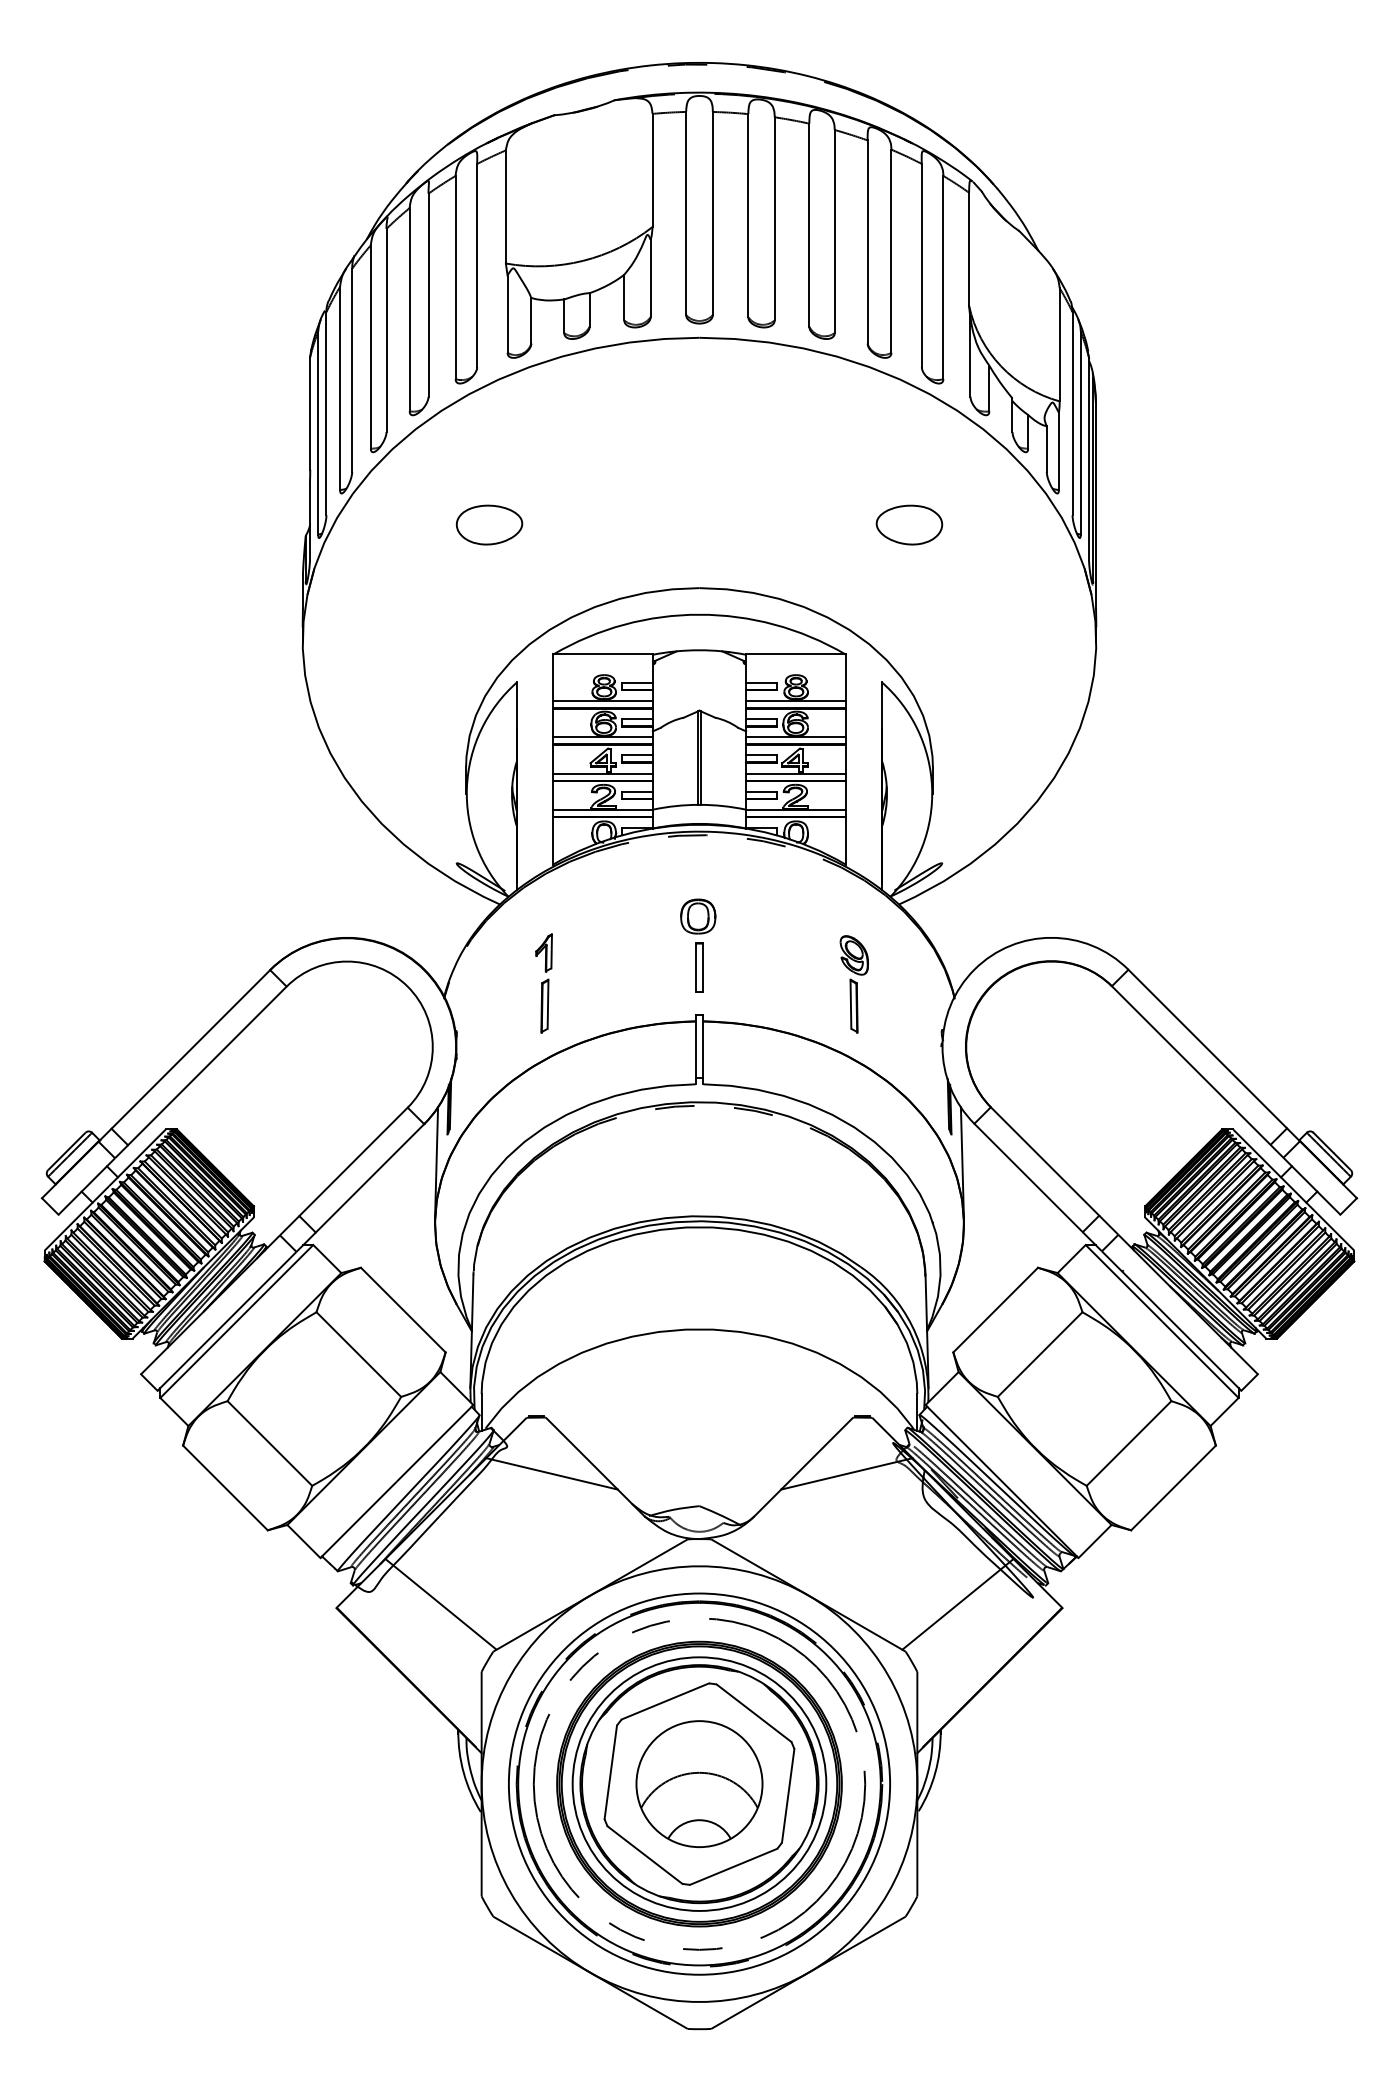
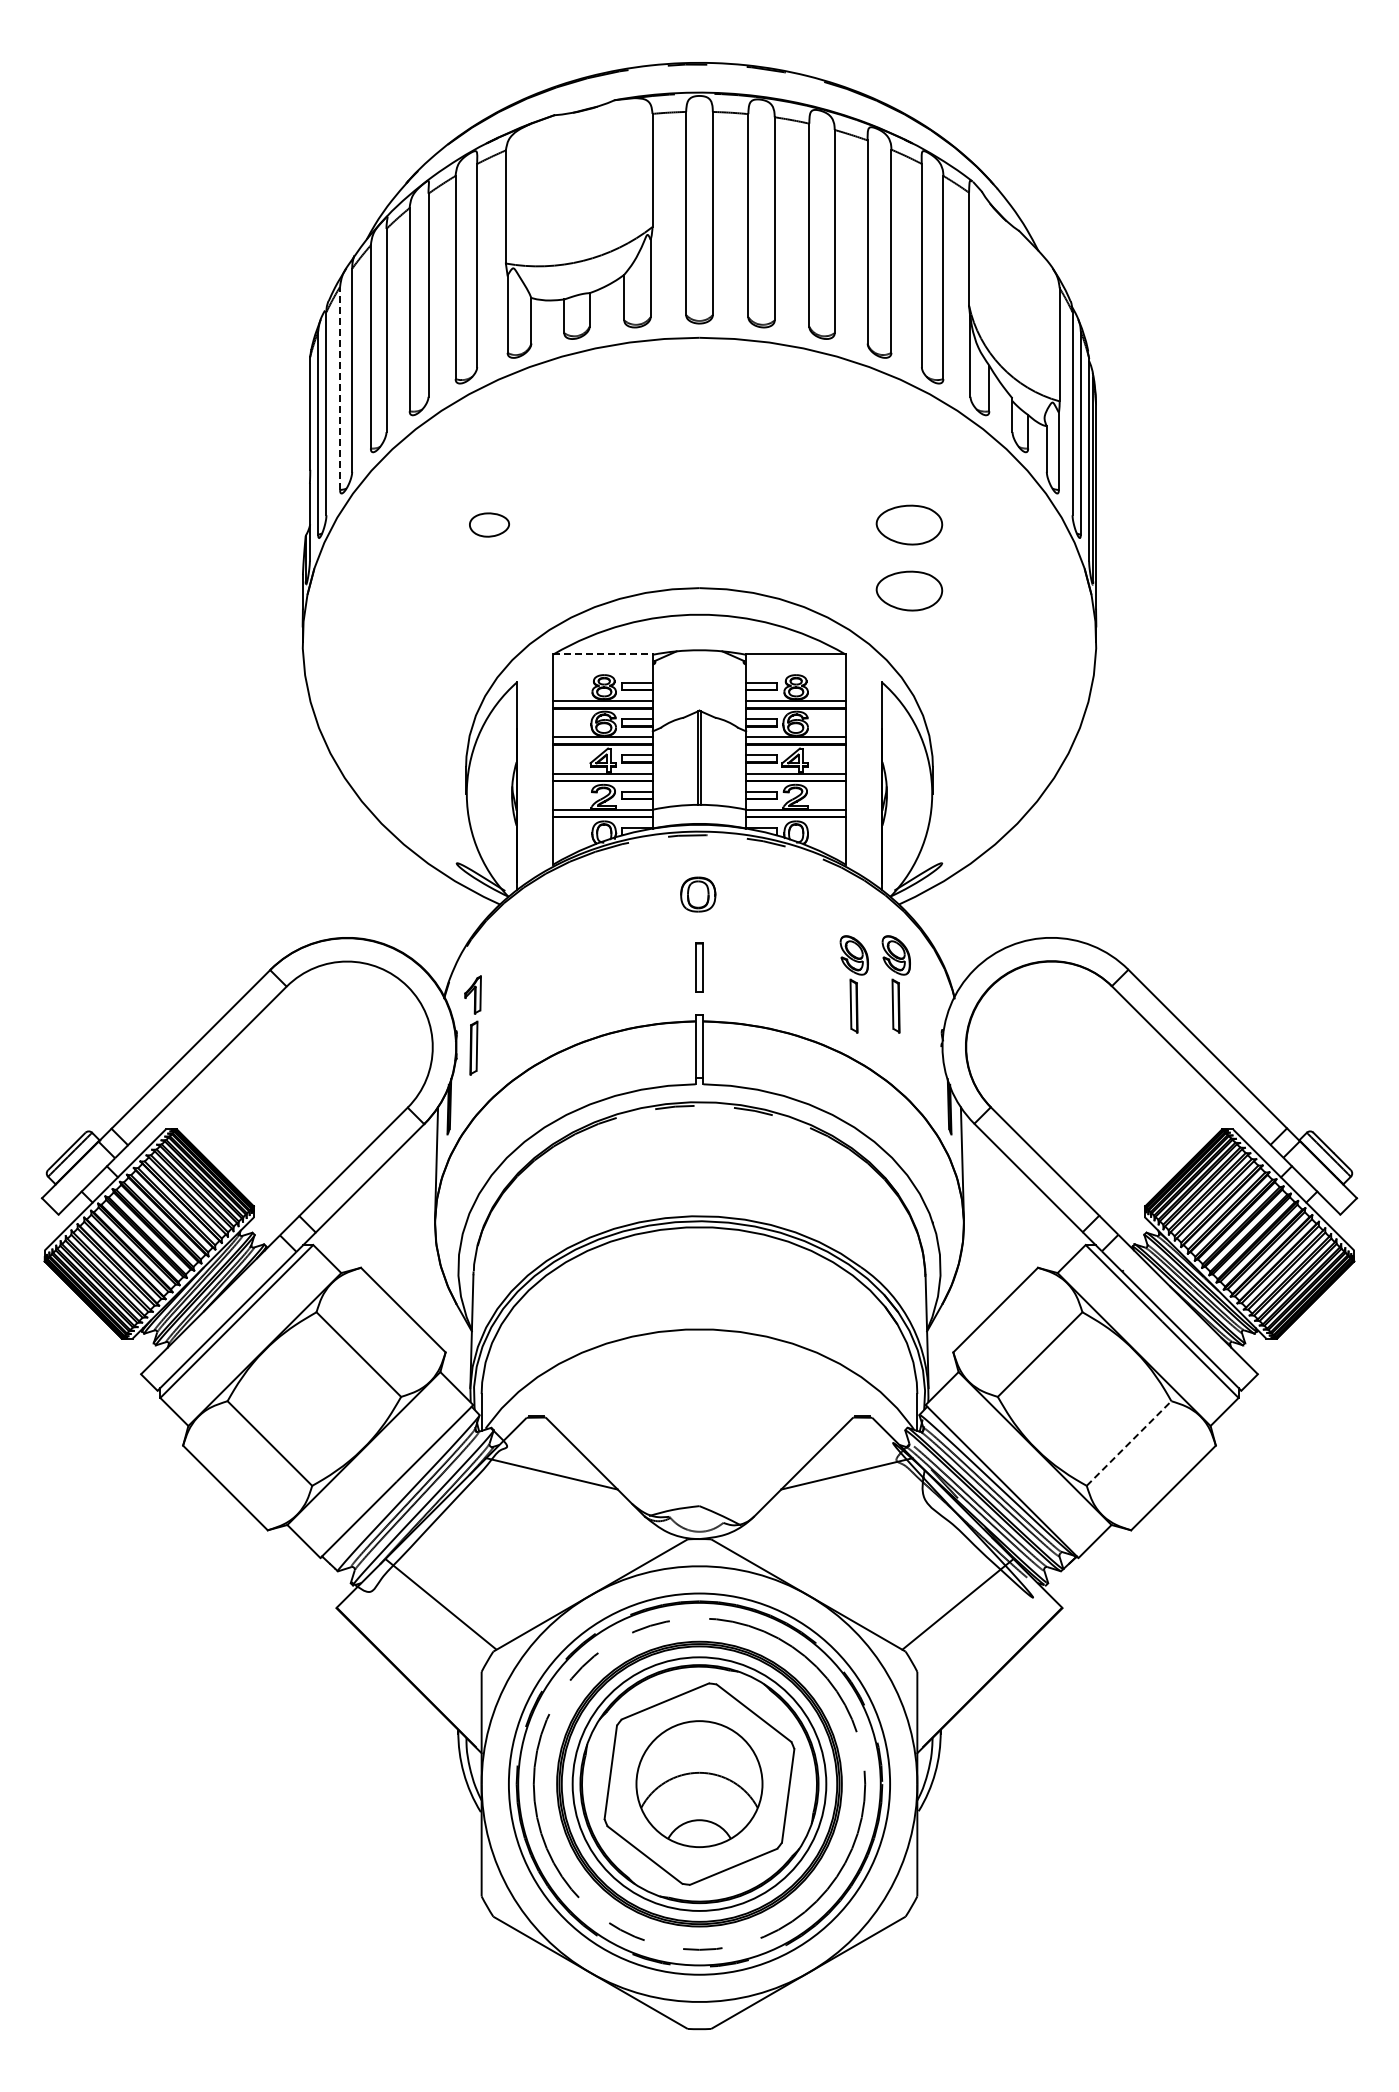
line: solid -> dashed (340, 388)
part size: 69x42 px -> 41x26 px (489, 524)
part: none -> present (909, 590)
line: solid -> dashed (603, 654)
part position: (698, 916) -> (698, 894) (698, 894)
part position: (543, 983) -> (472, 1025) (472, 1025)
part: none -> present (895, 984)
line: solid -> dashed (1129, 1443)
